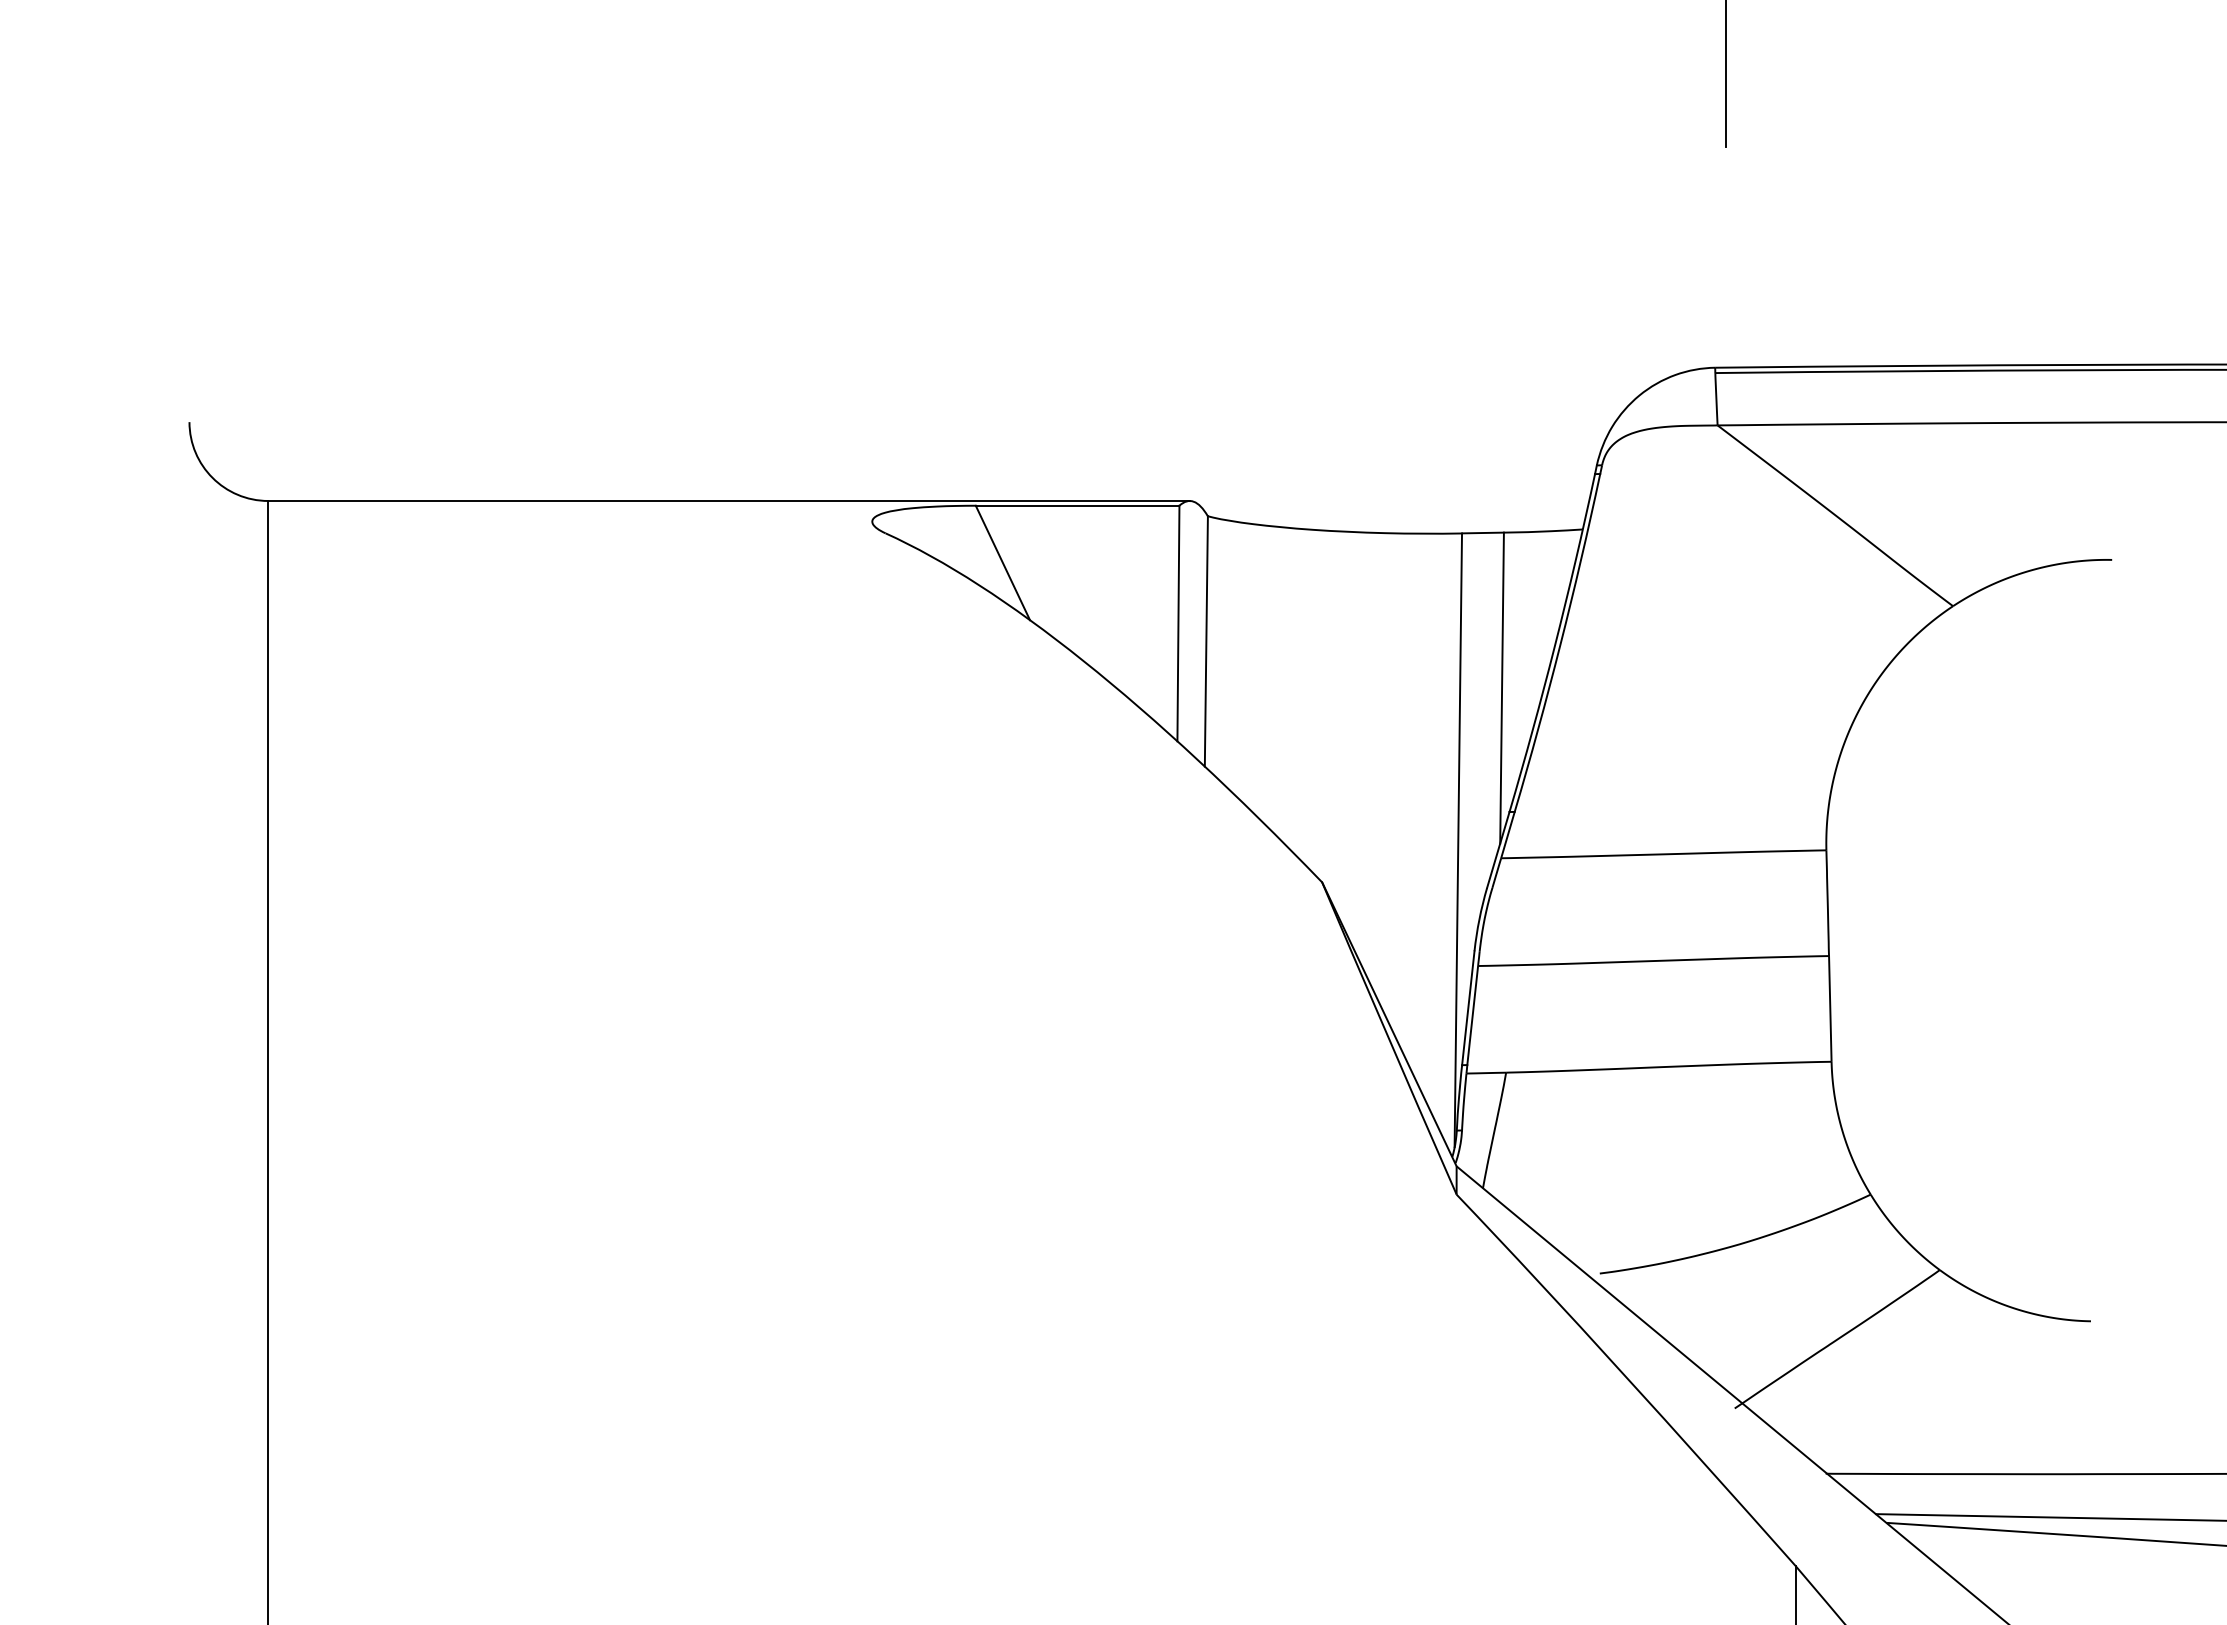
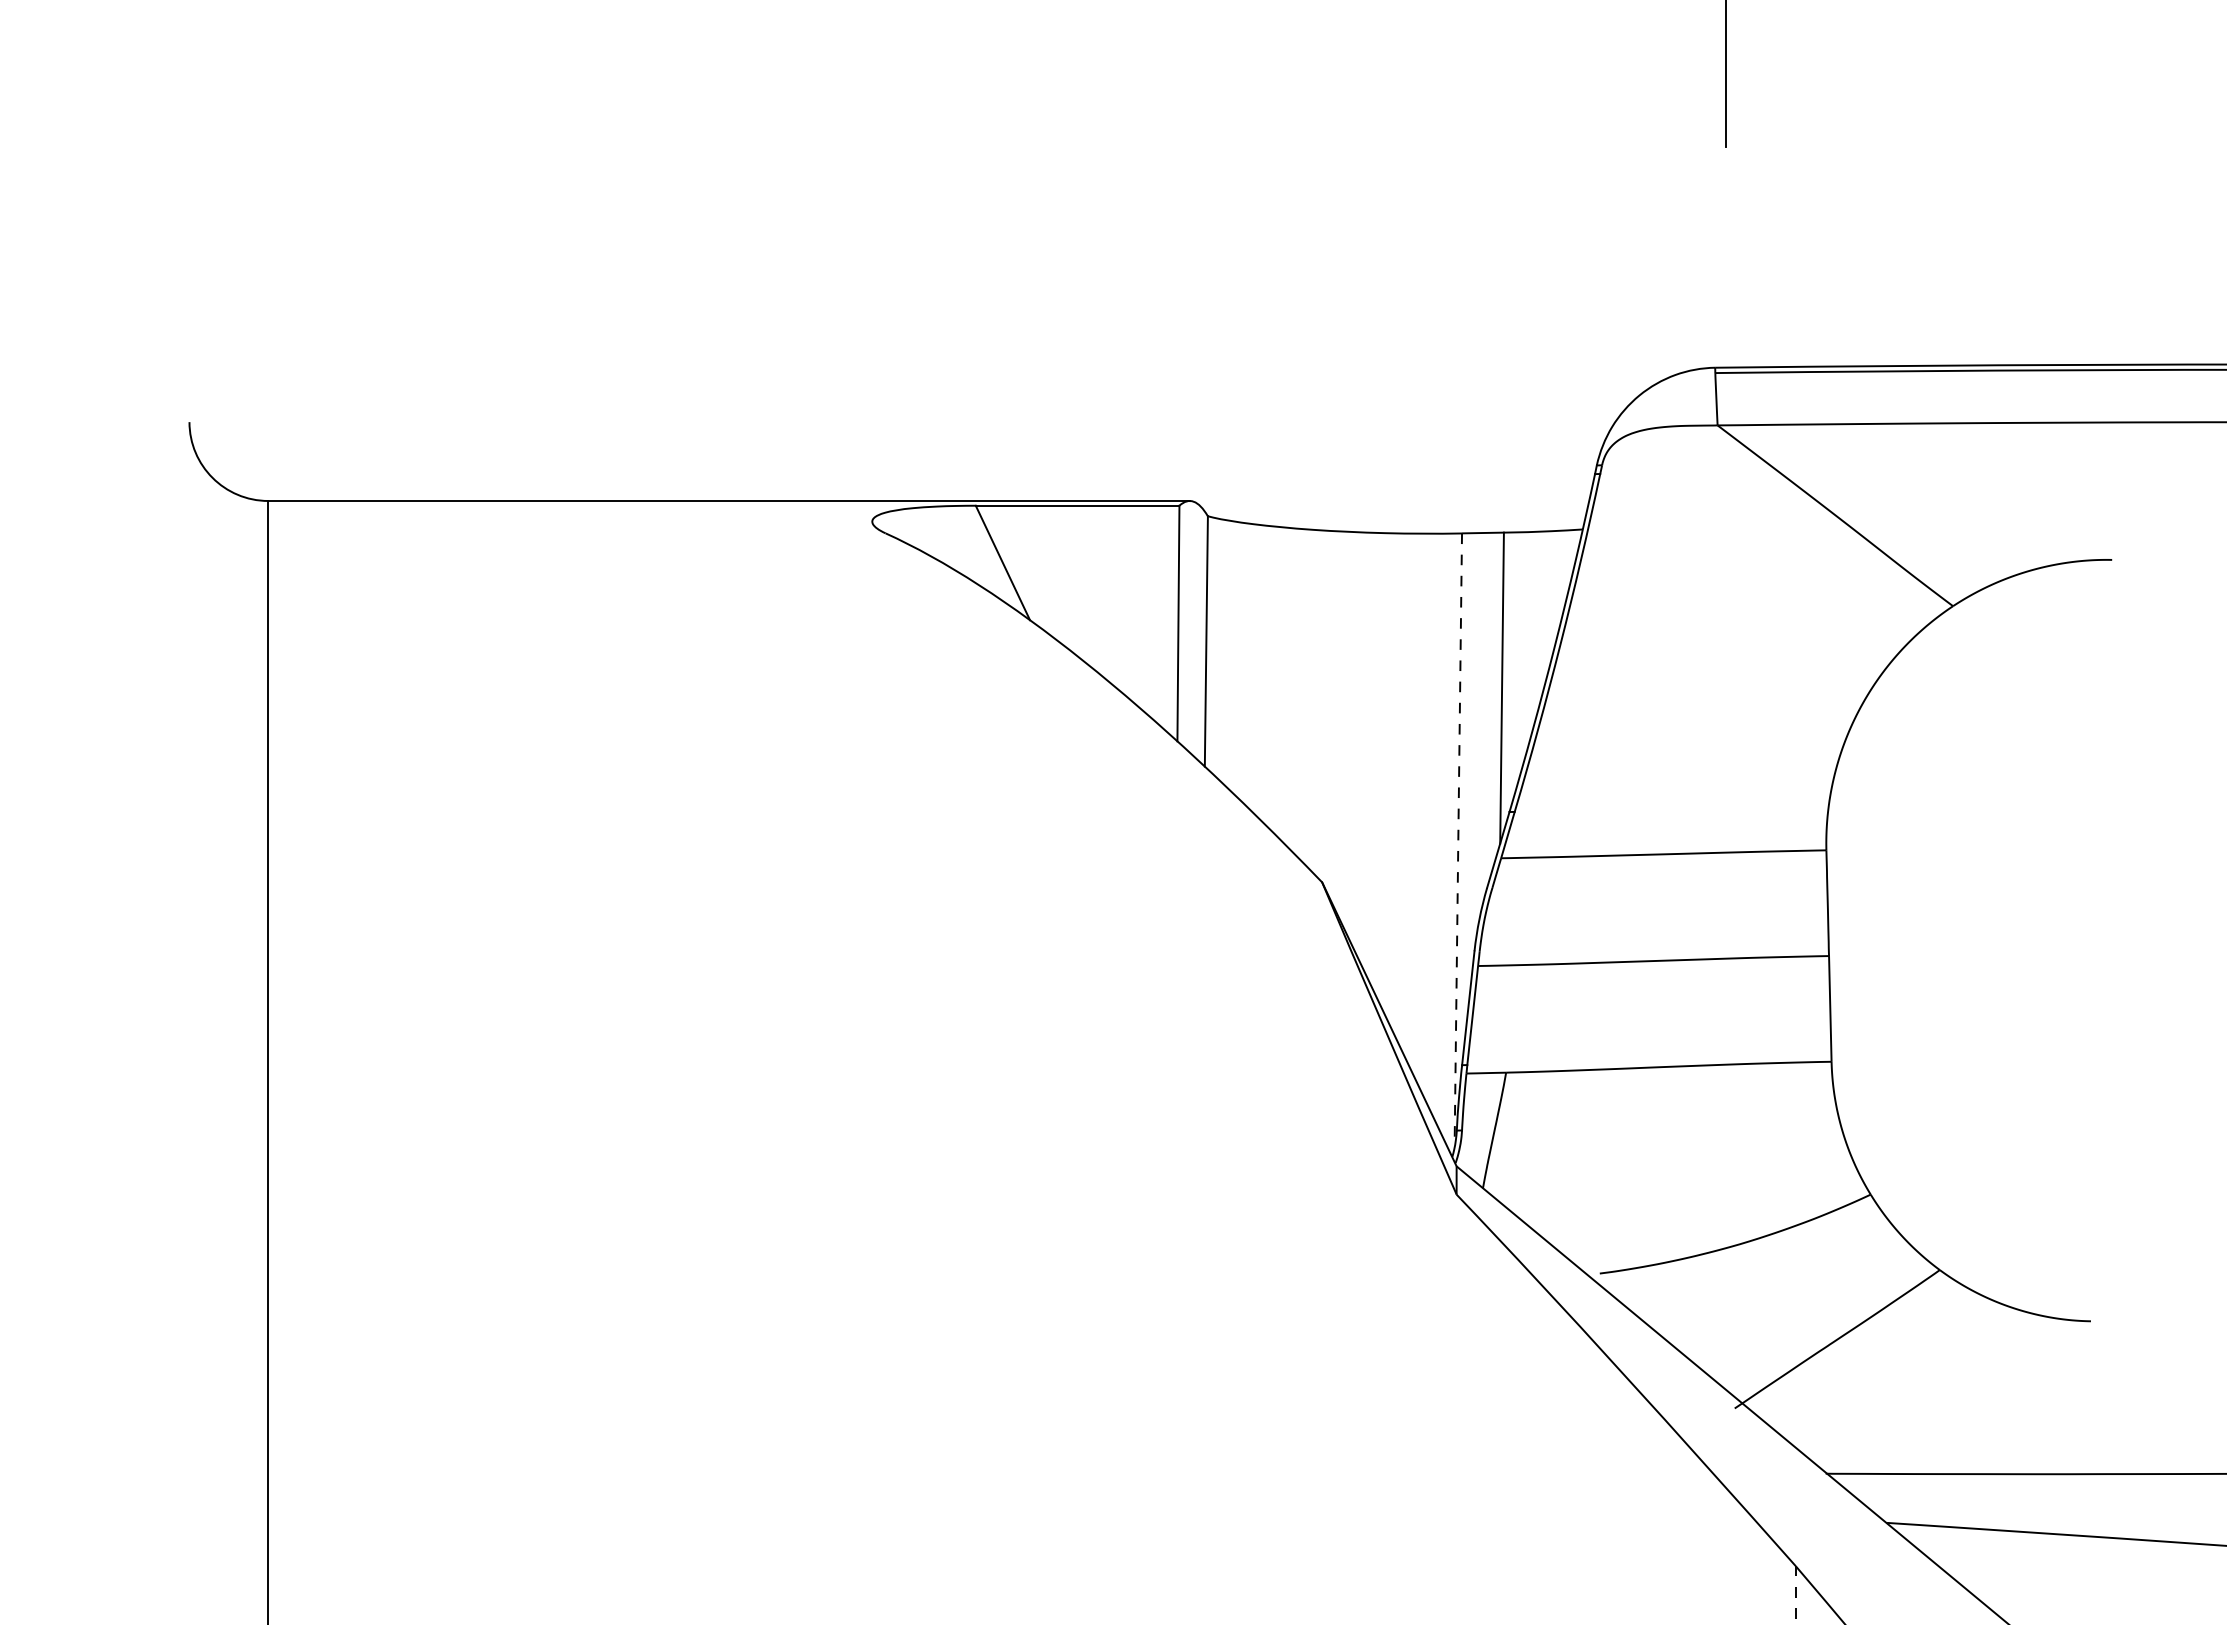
line: solid -> dashed (1458, 840)
line: present -> none (2049, 1517)
line: solid -> dashed (1795, 1595)
